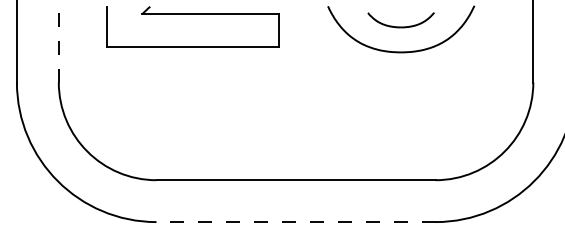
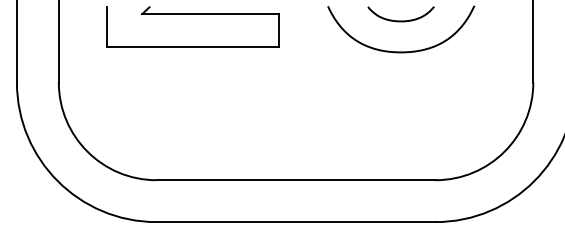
part position: (400, 20) -> (400, 14) (400, 14)
line: dashed -> solid (58, 41)
line: dashed -> solid (296, 222)
